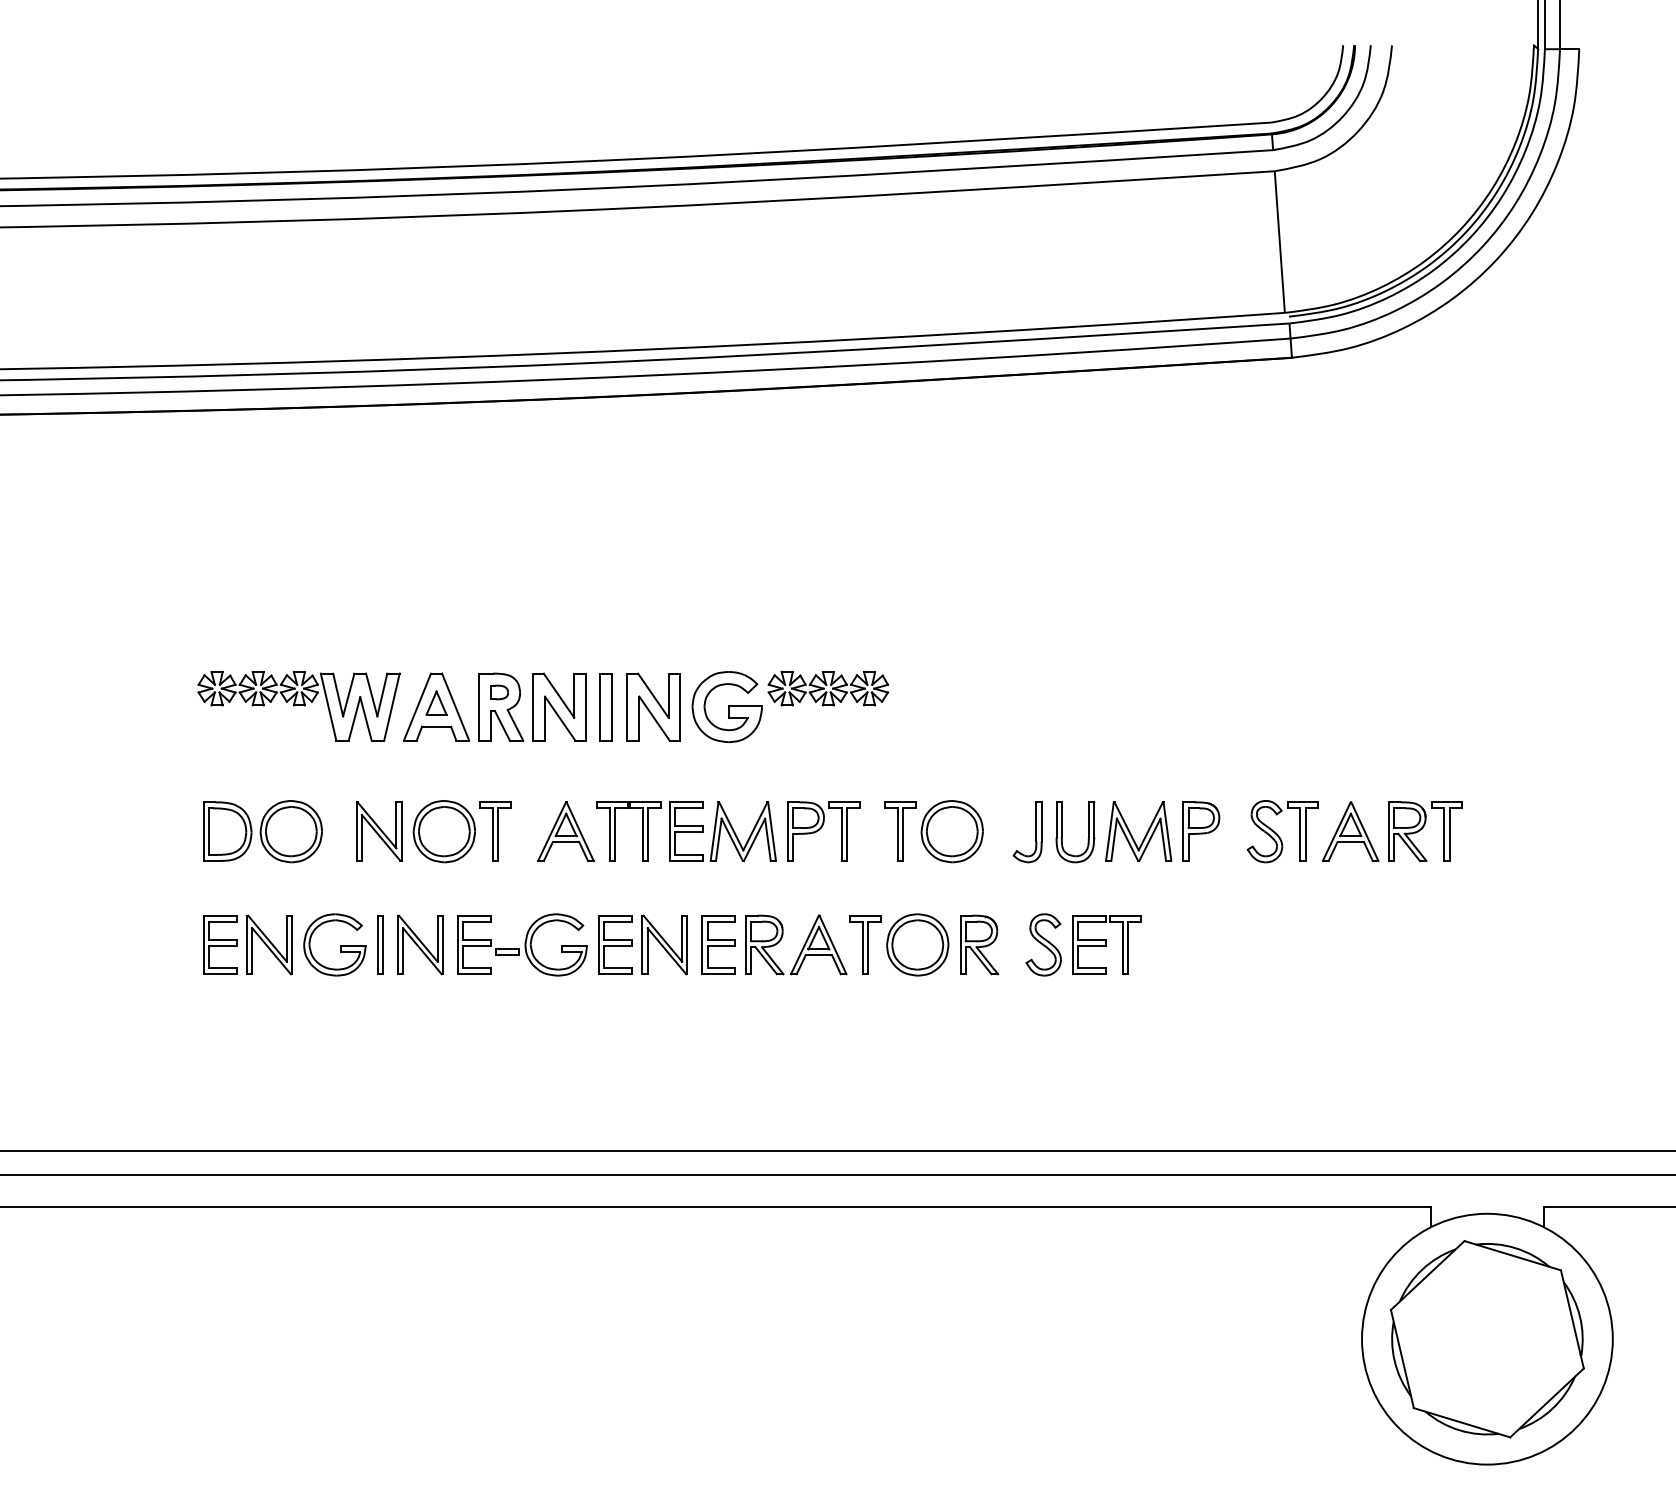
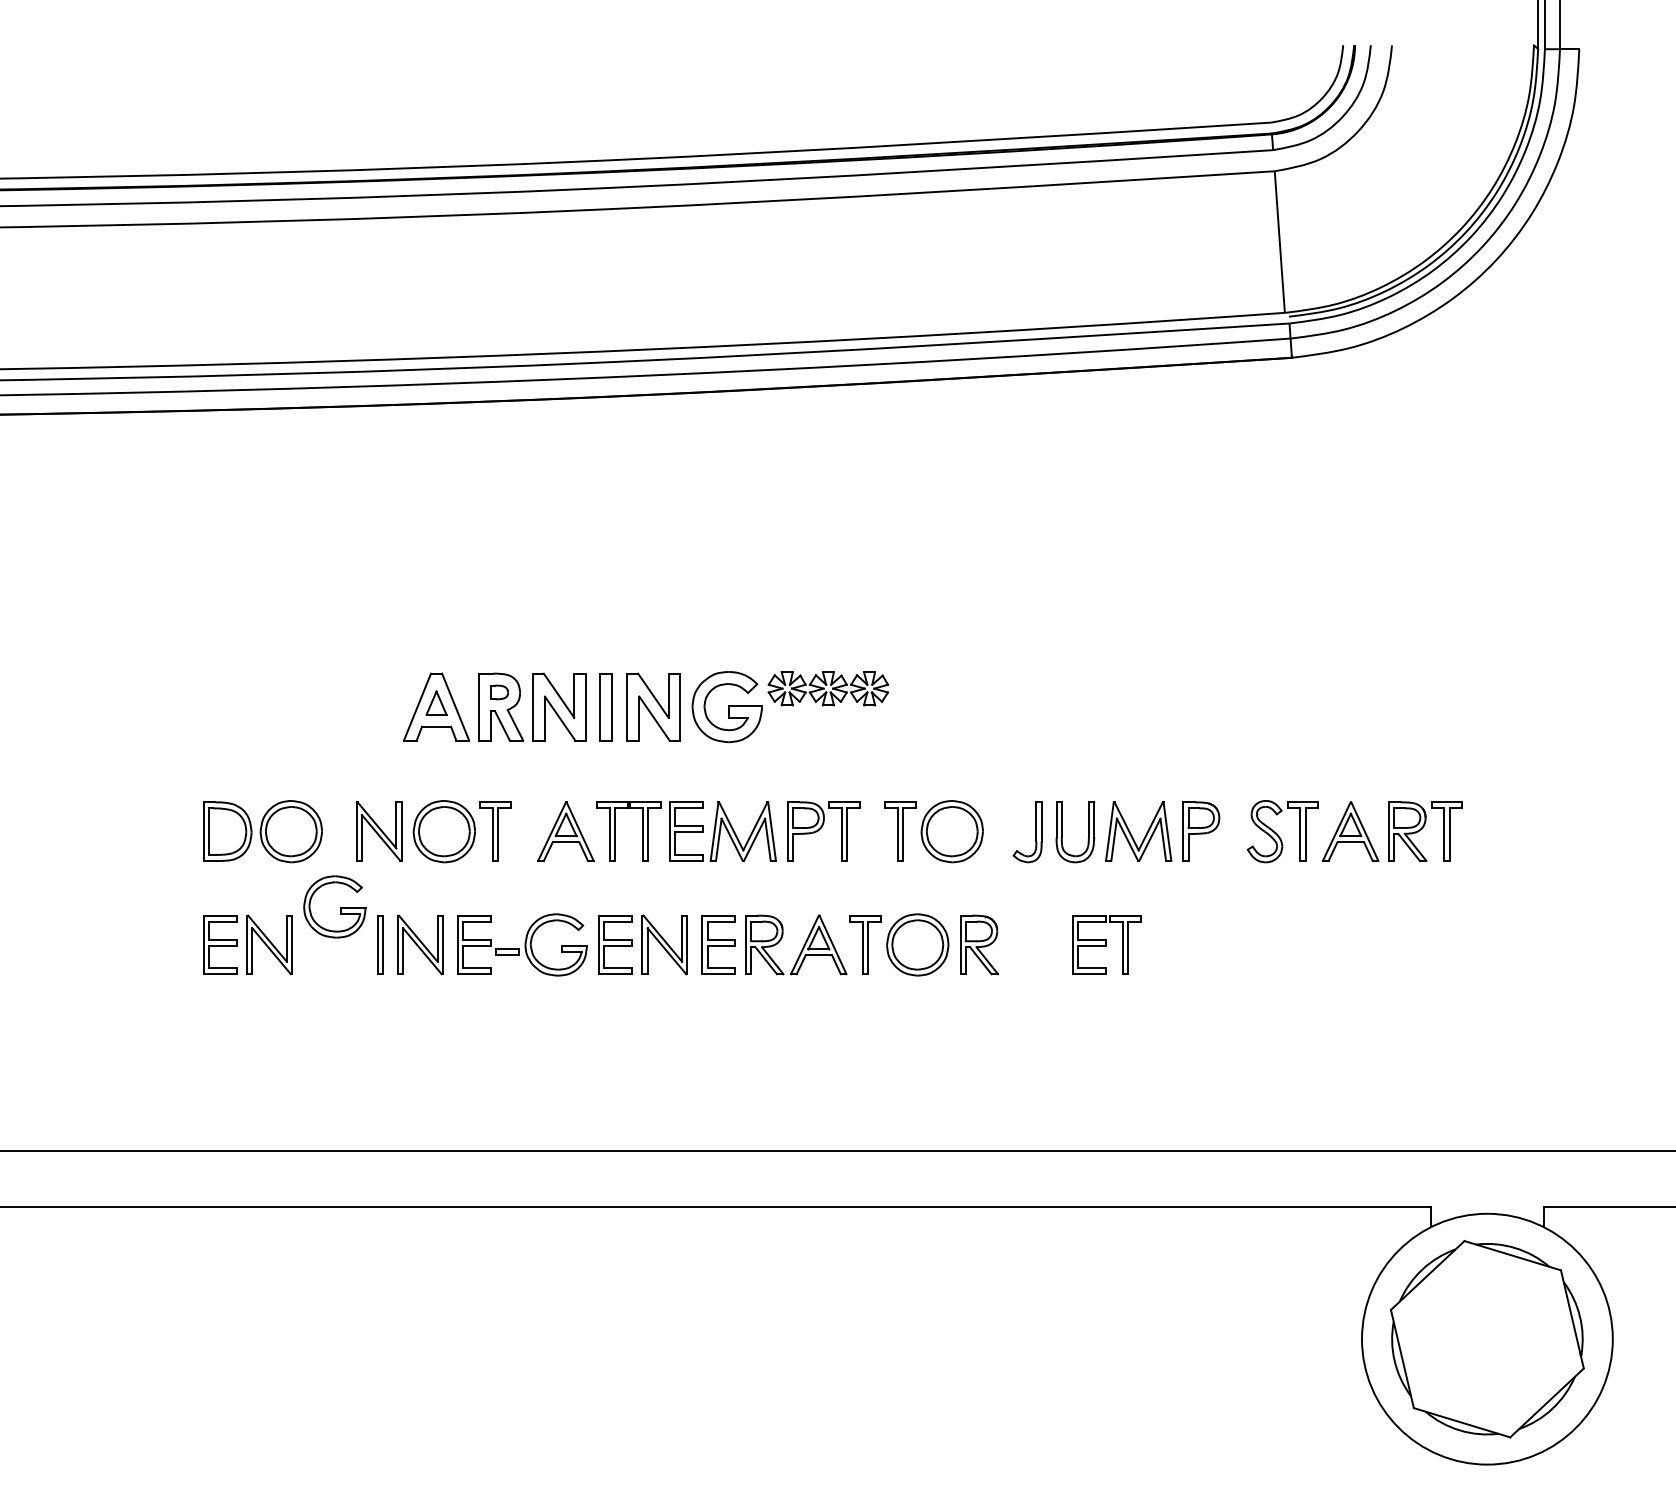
part: present -> none (298, 706)
part: present -> none (1043, 944)
part position: (340, 945) -> (340, 907) (340, 907)
line: present -> none (837, 1175)
